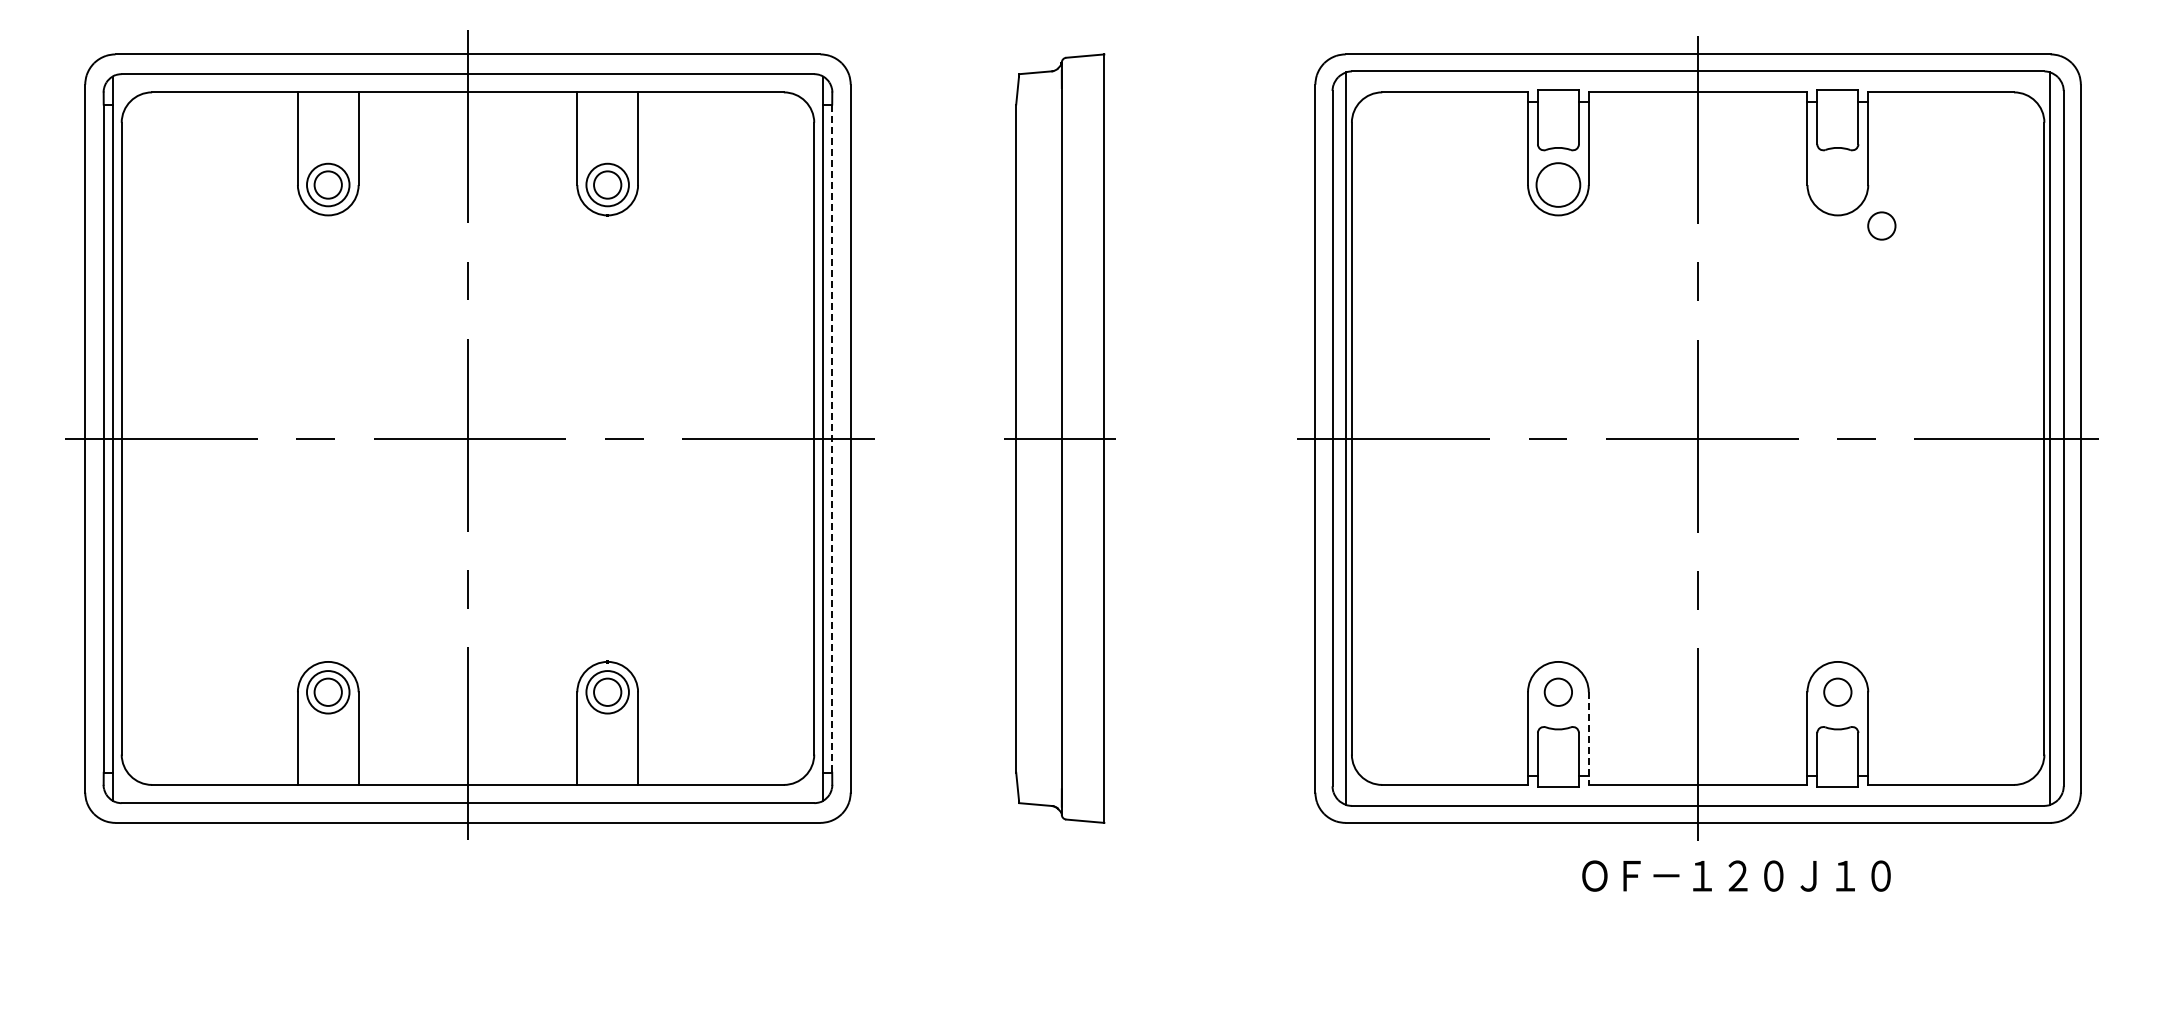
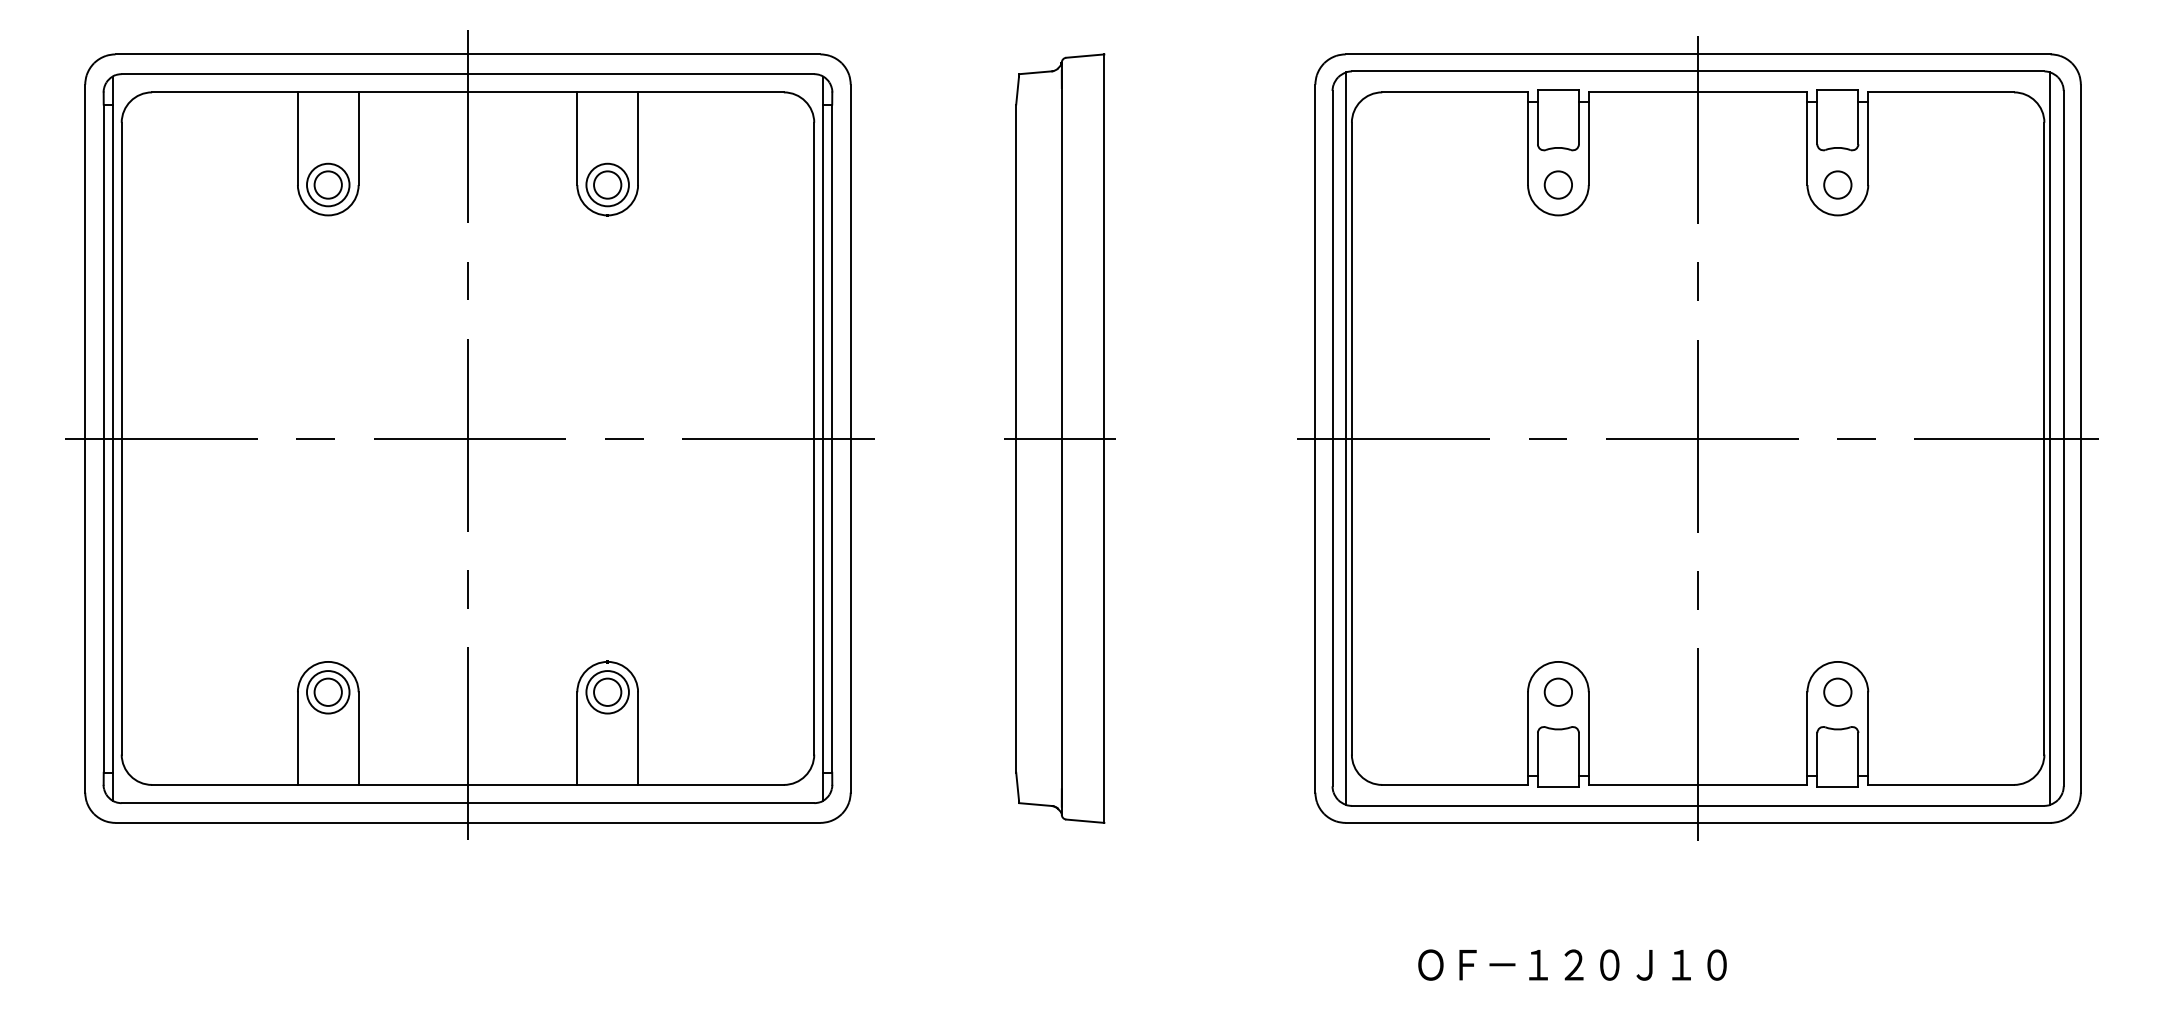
circle diameter: 44 px -> 27 px (1558, 184)
circle position: (1881, 225) -> (1837, 184) (1837, 184)
line: dashed -> solid (832, 439)
line: dashed -> solid (1588, 739)
text position: (1736, 875) -> (1572, 964) (1572, 964)
